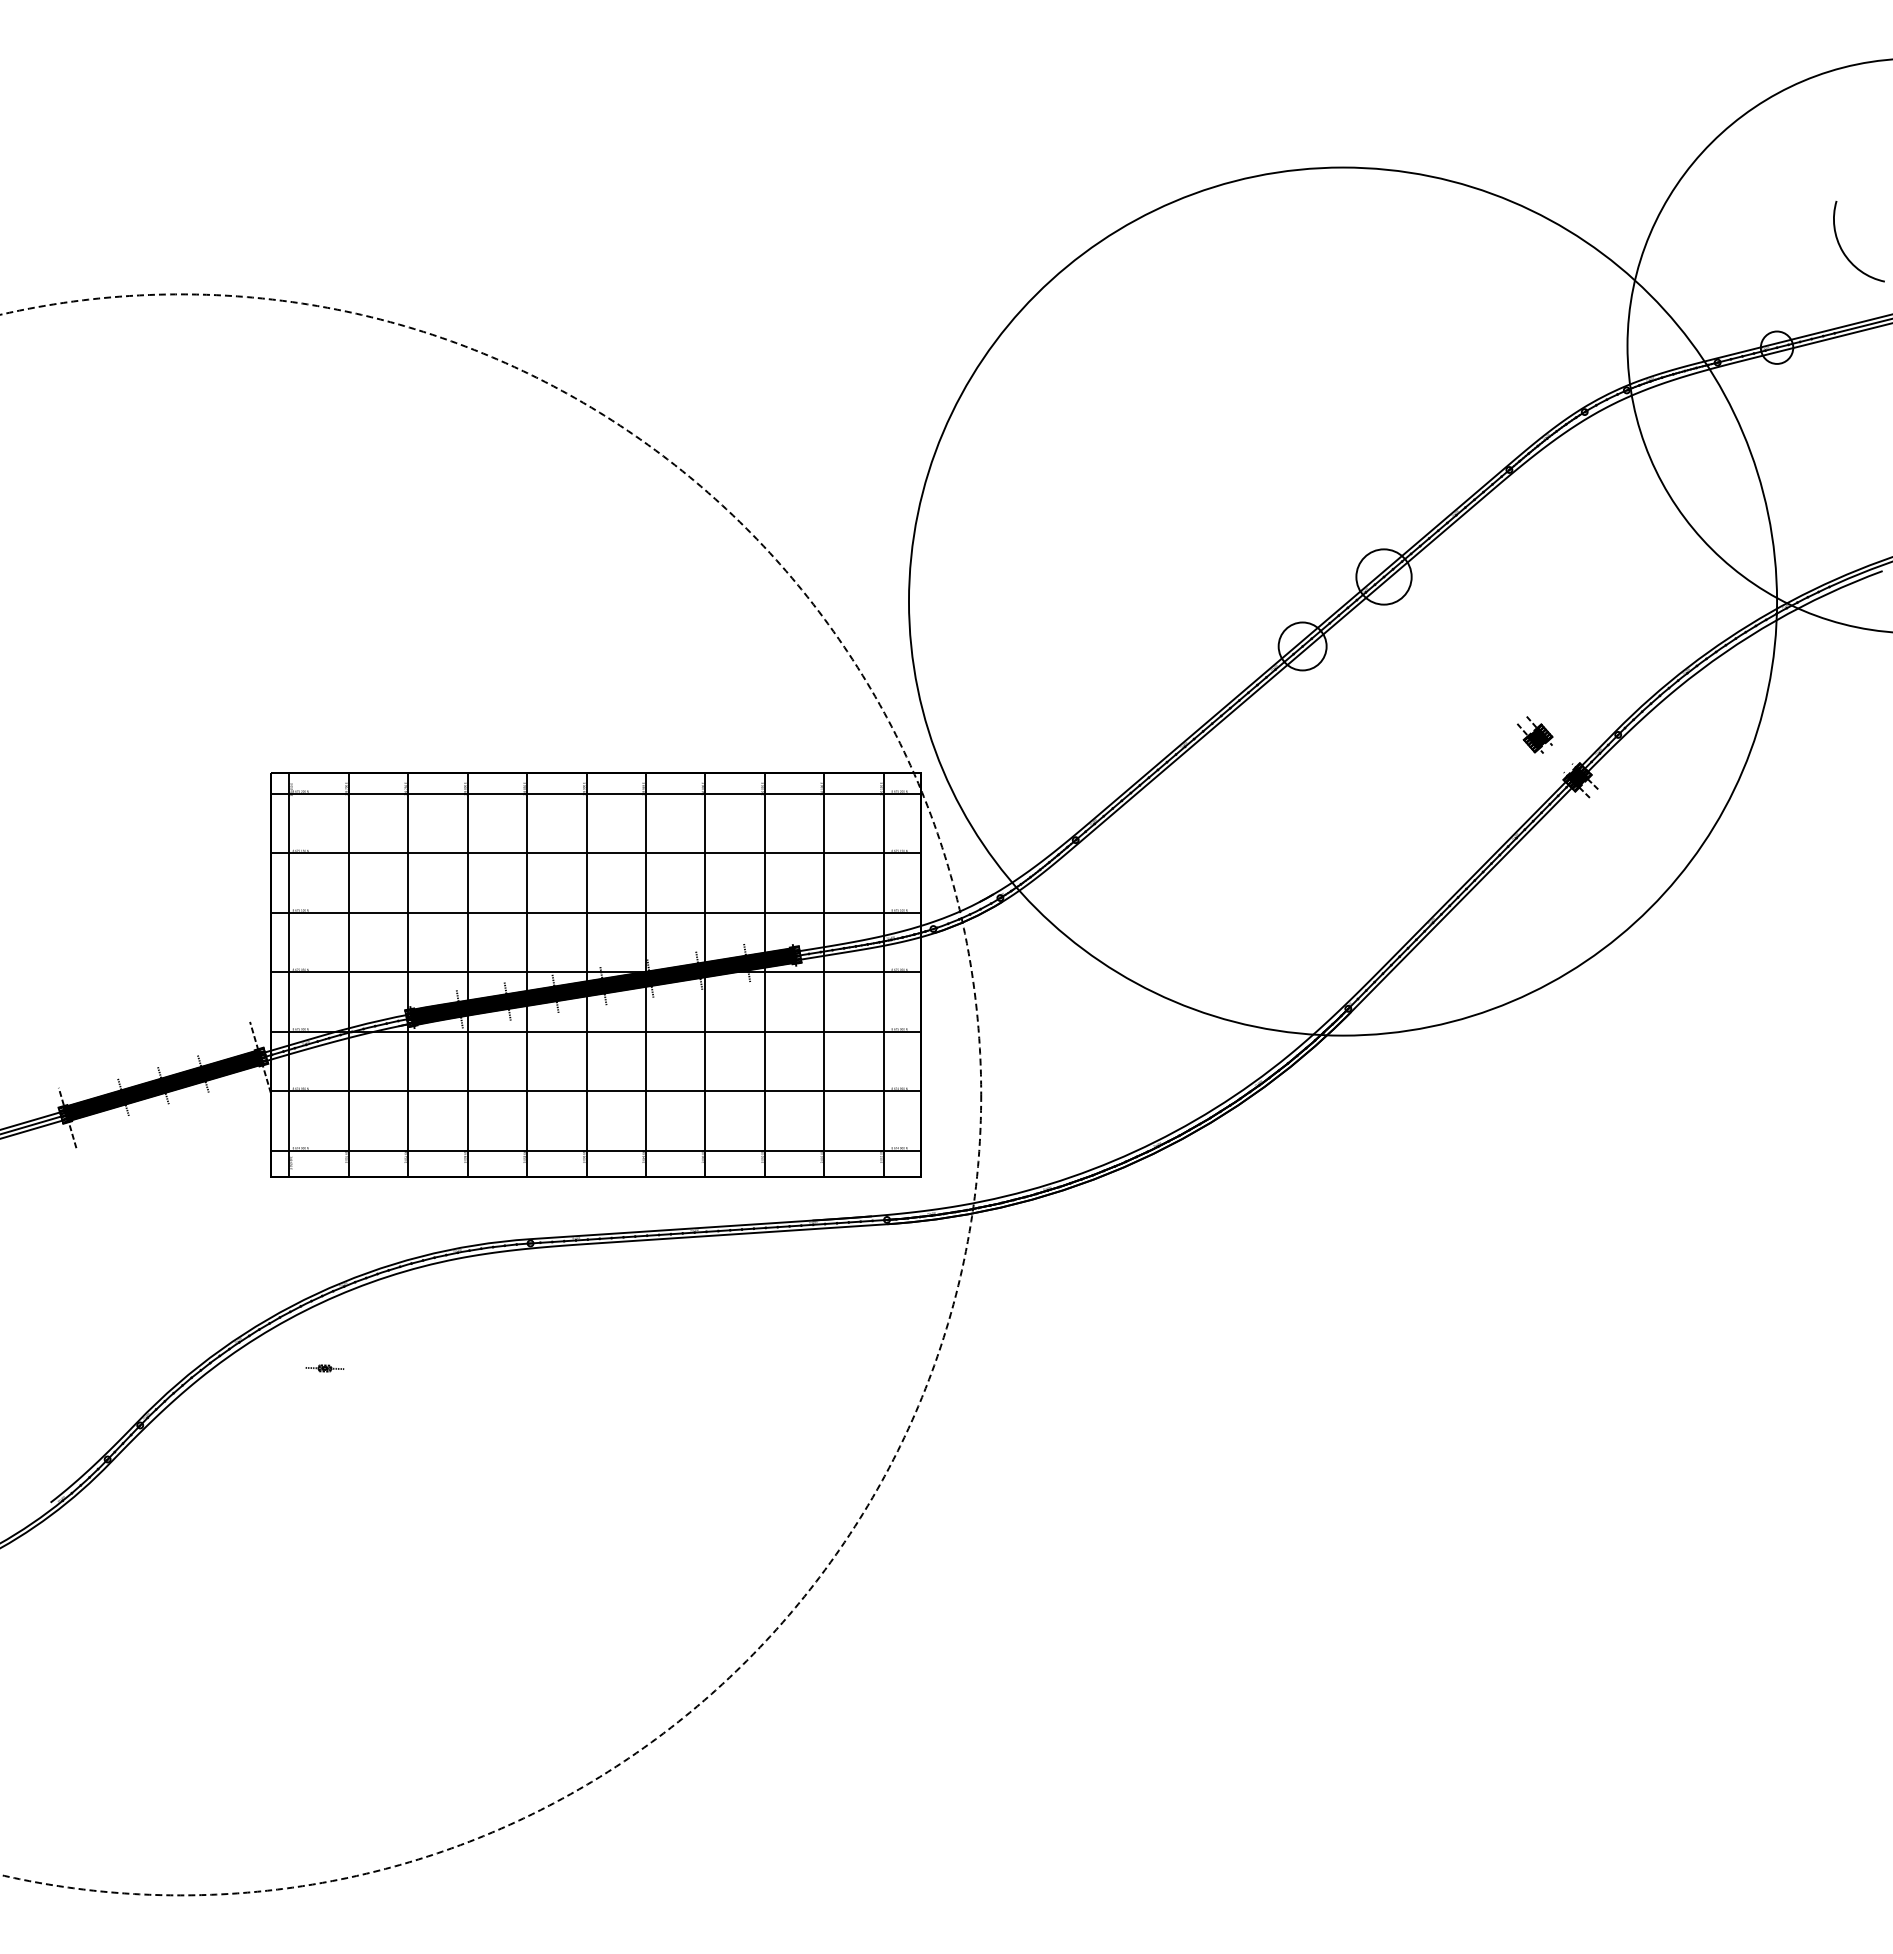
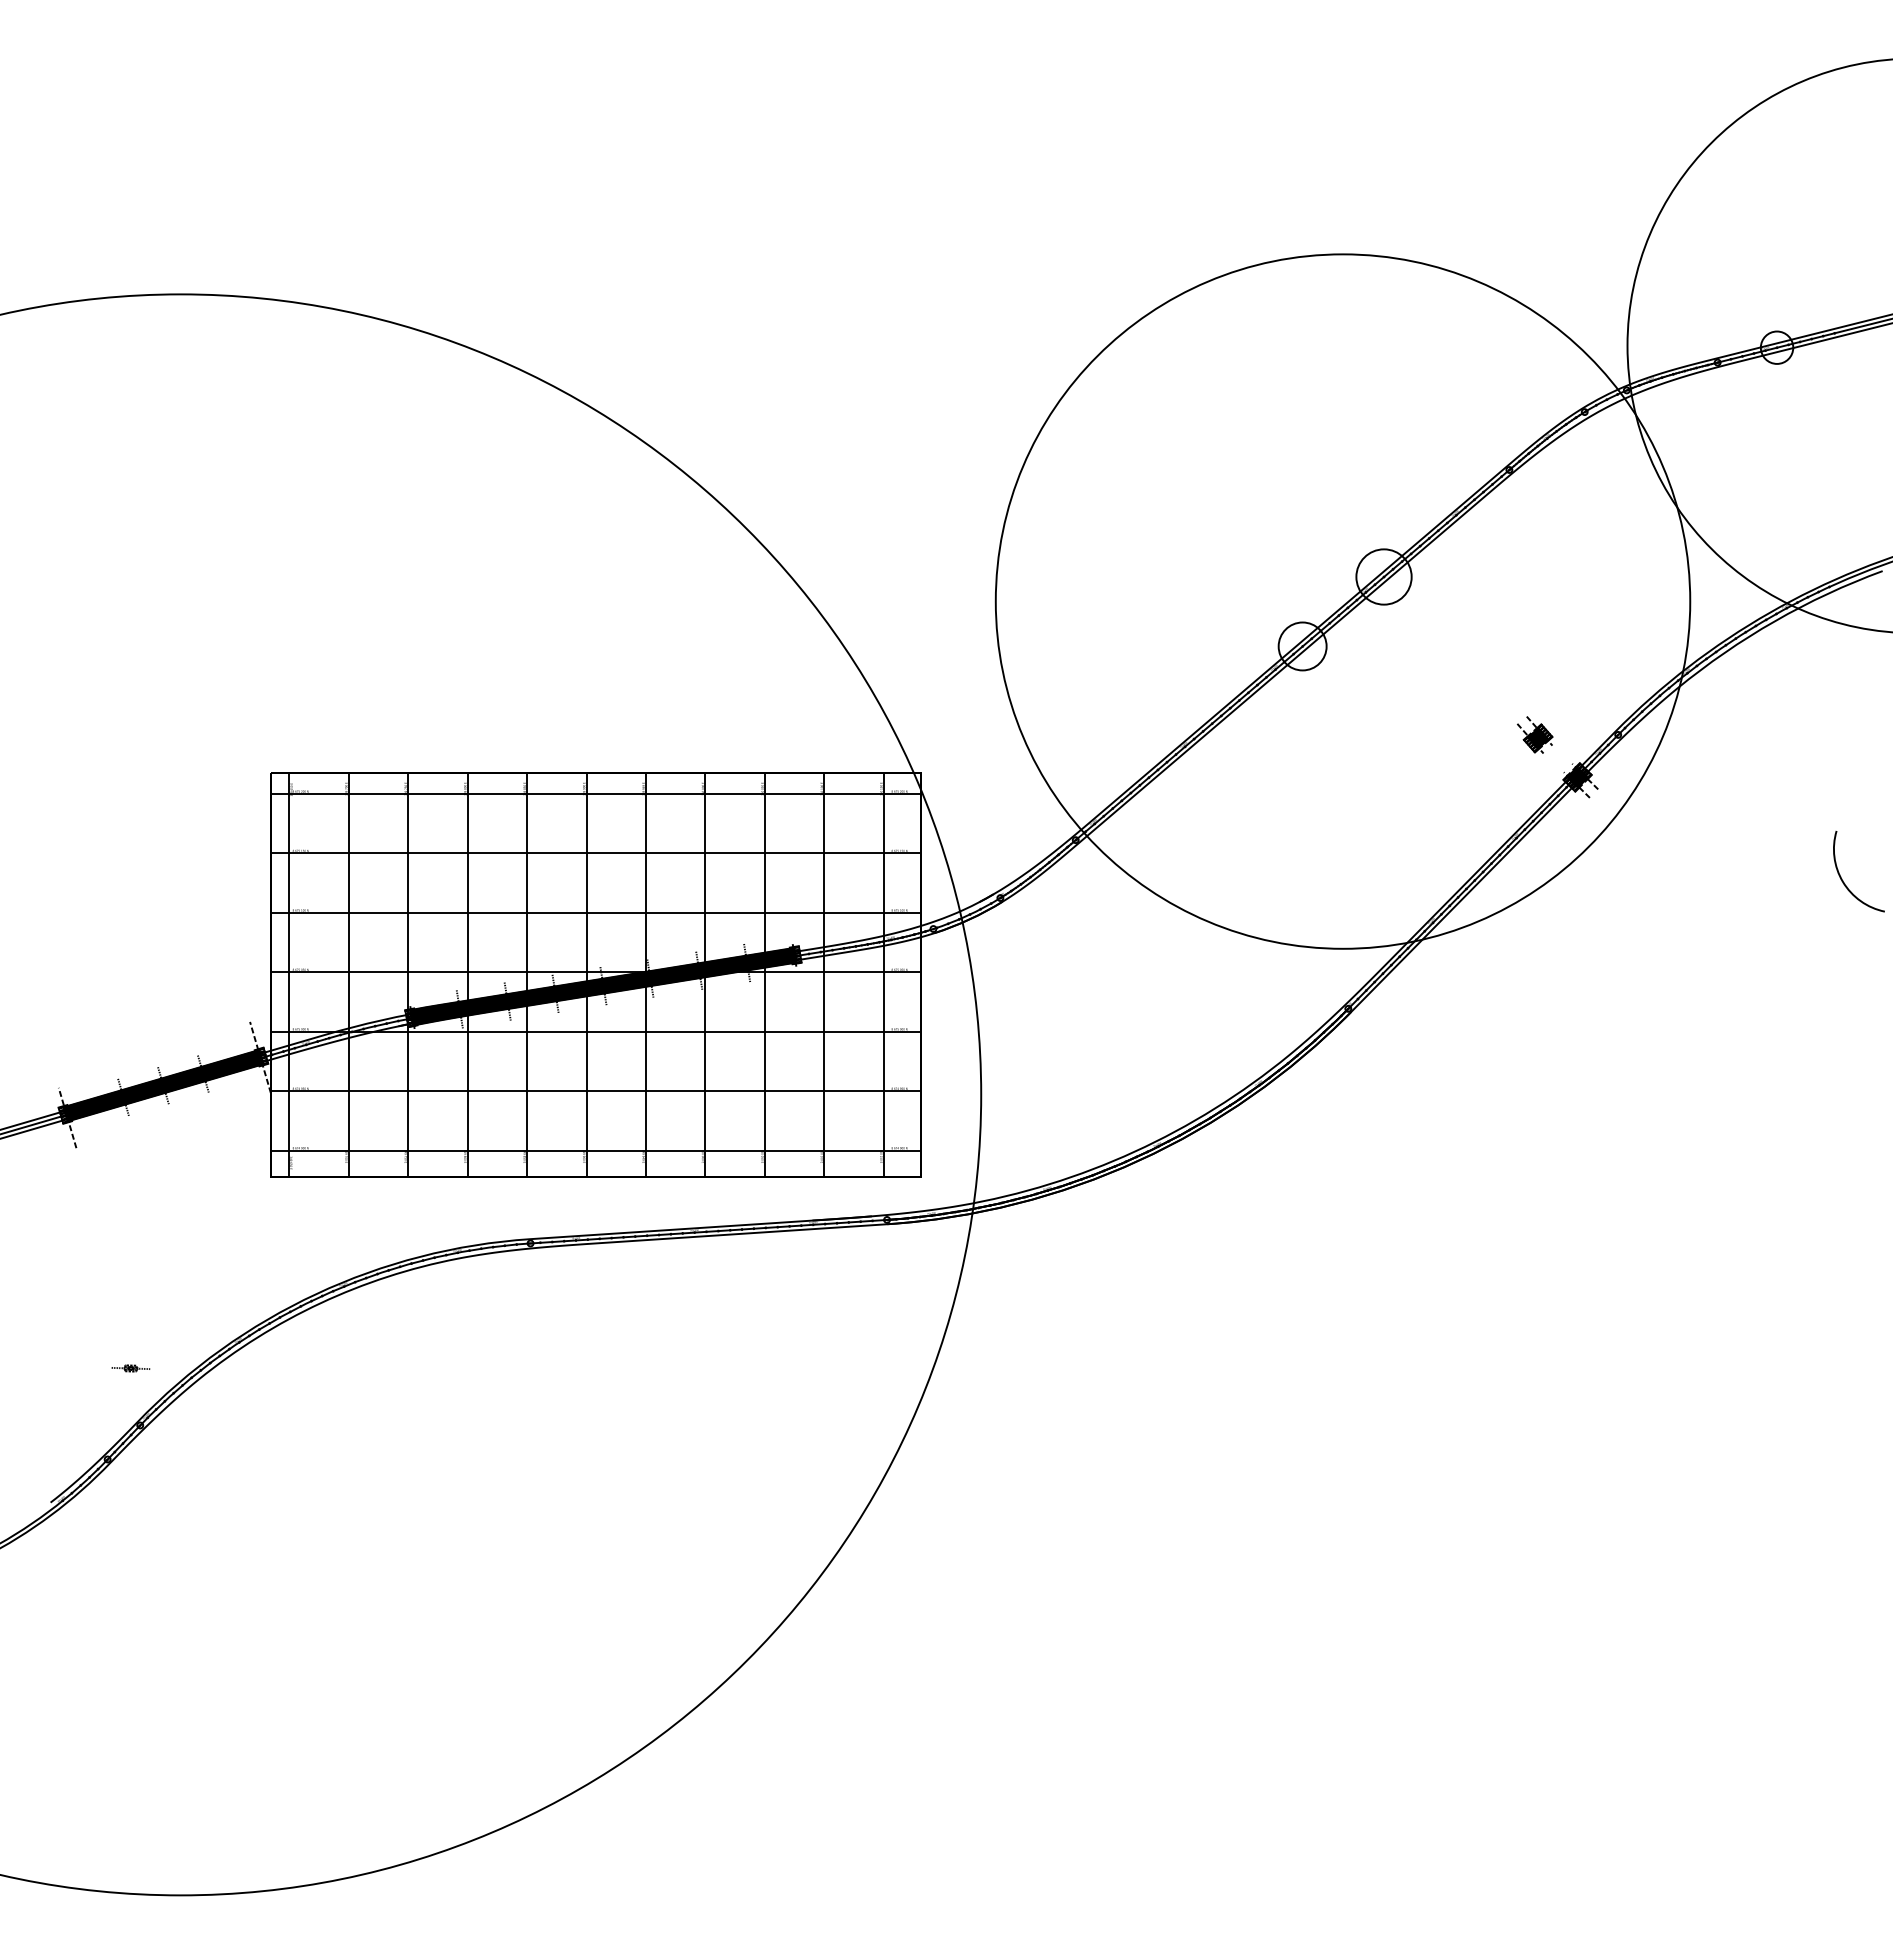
curve position: (1842, 248) -> (1842, 878) (1842, 878)
circle diameter: 868 px -> 694 px (1342, 601)
circle: dashed -> solid (490, 1094)
part position: (324, 1368) -> (130, 1368) (130, 1368)
